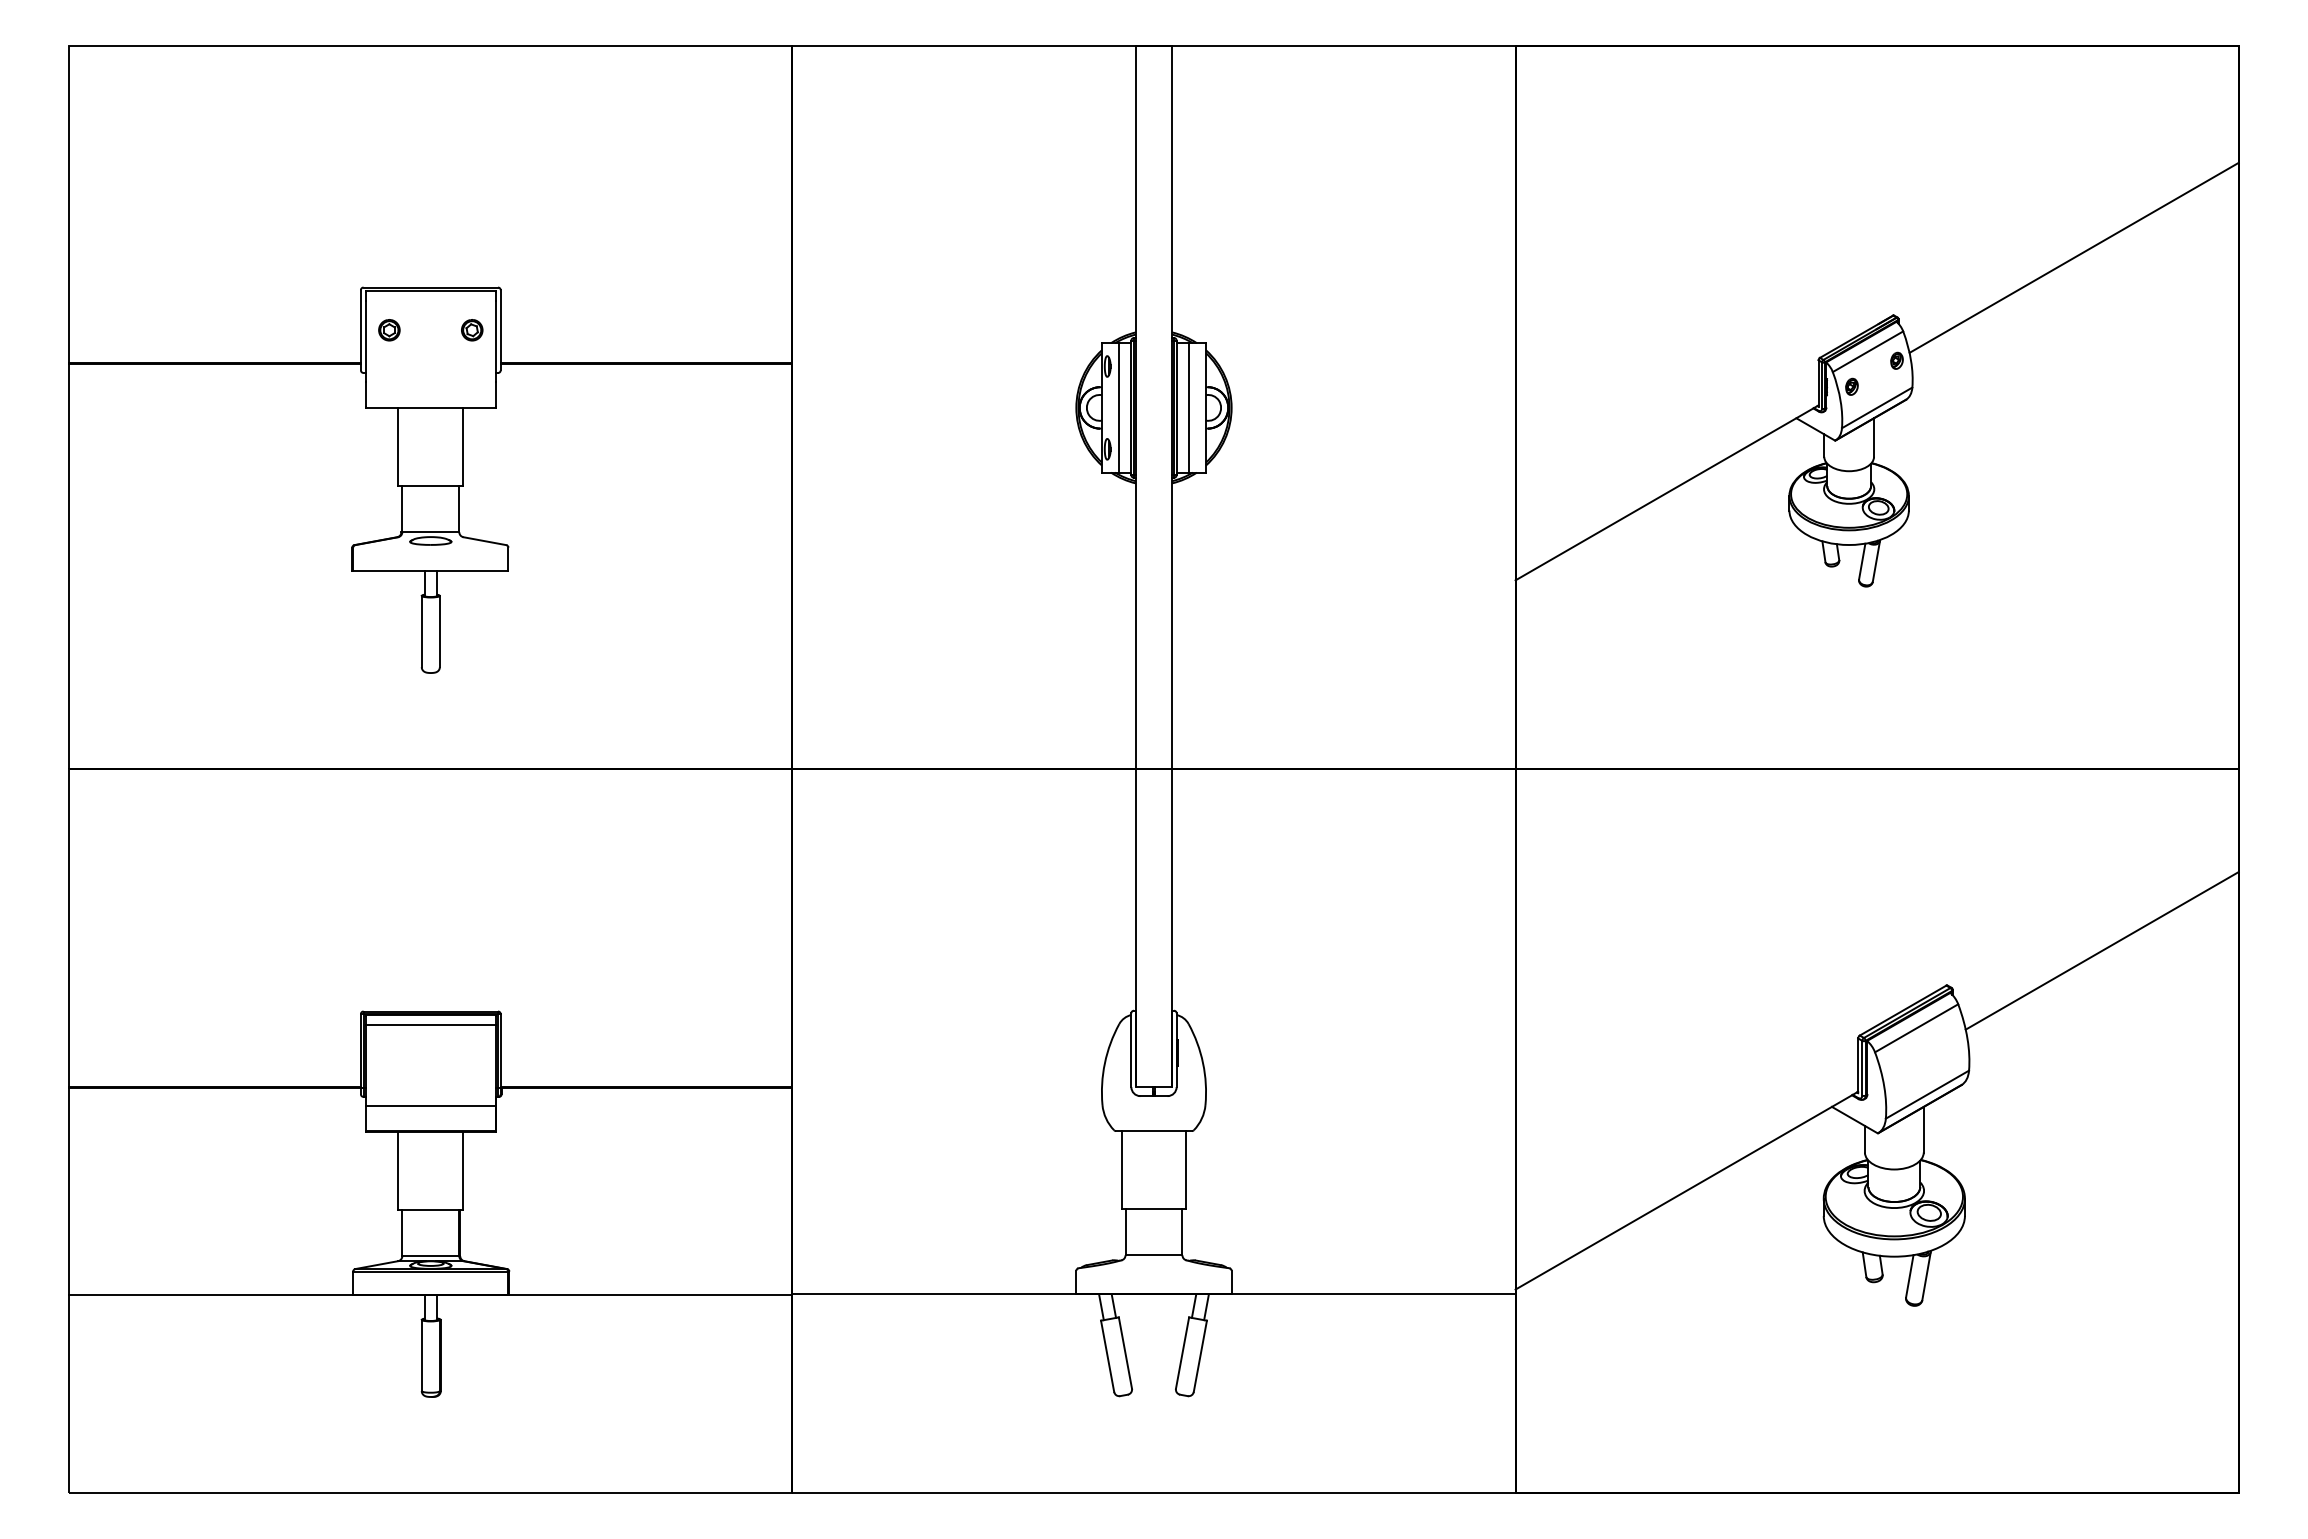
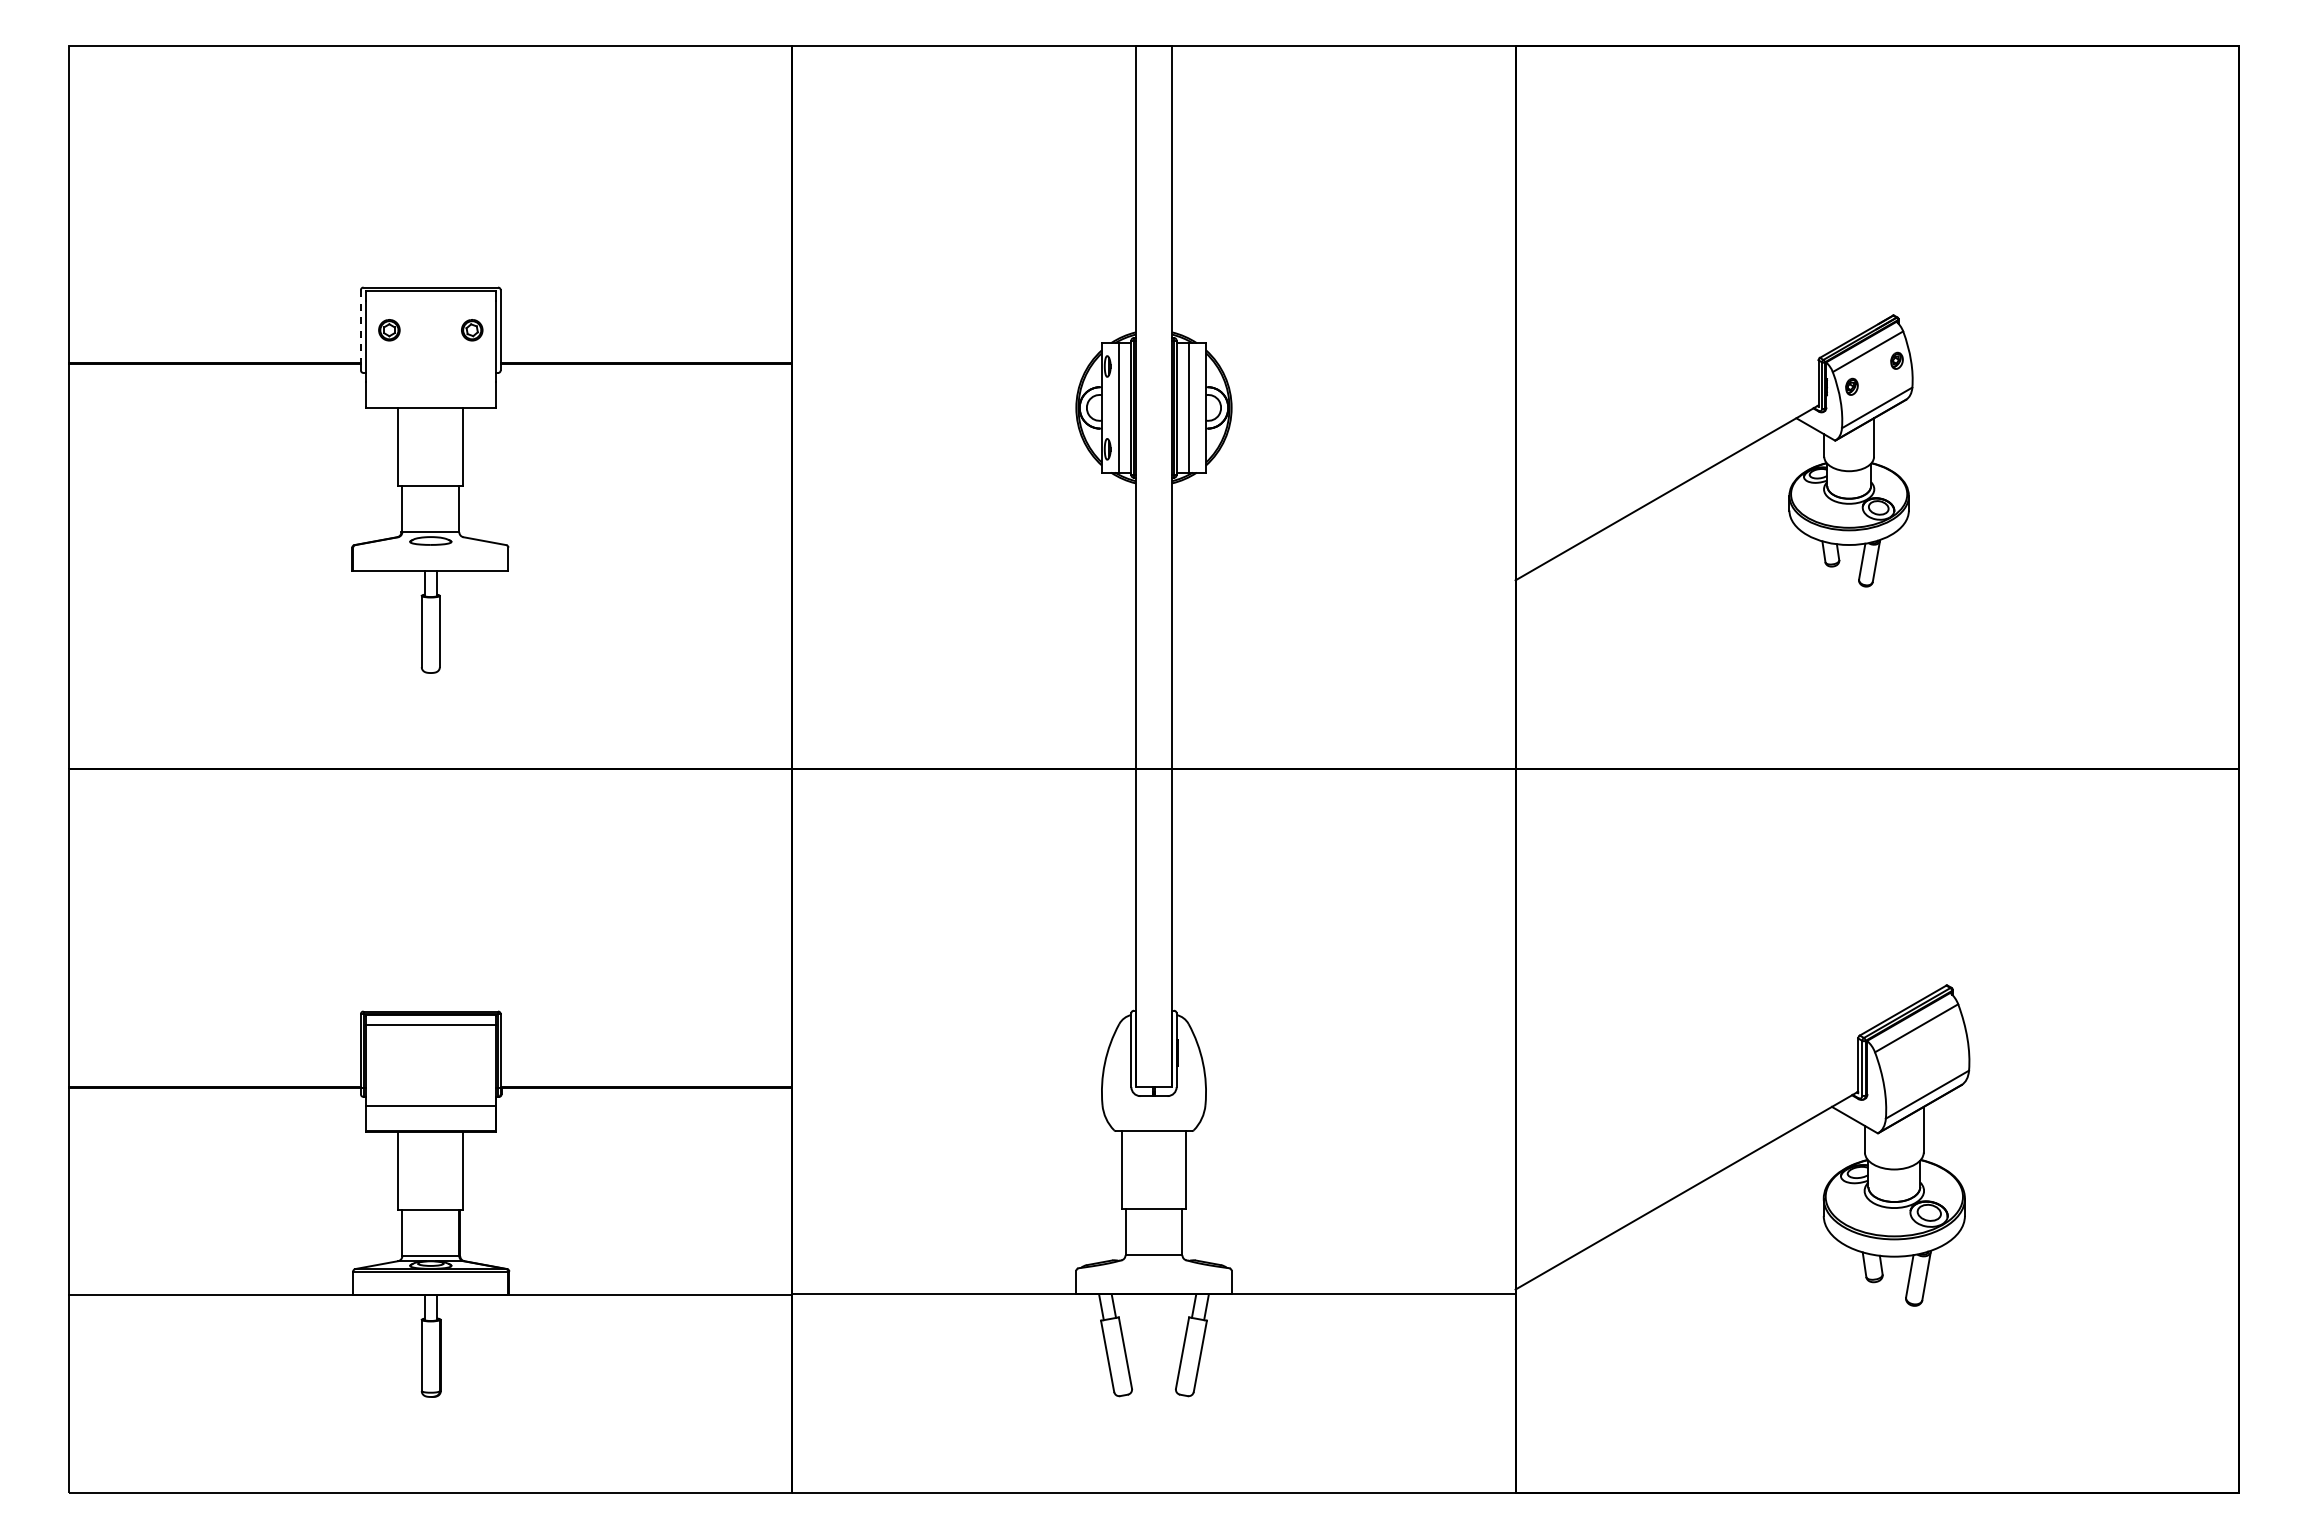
line: present -> none (2073, 257)
line: solid -> dashed (360, 327)
line: present -> none (2101, 950)
